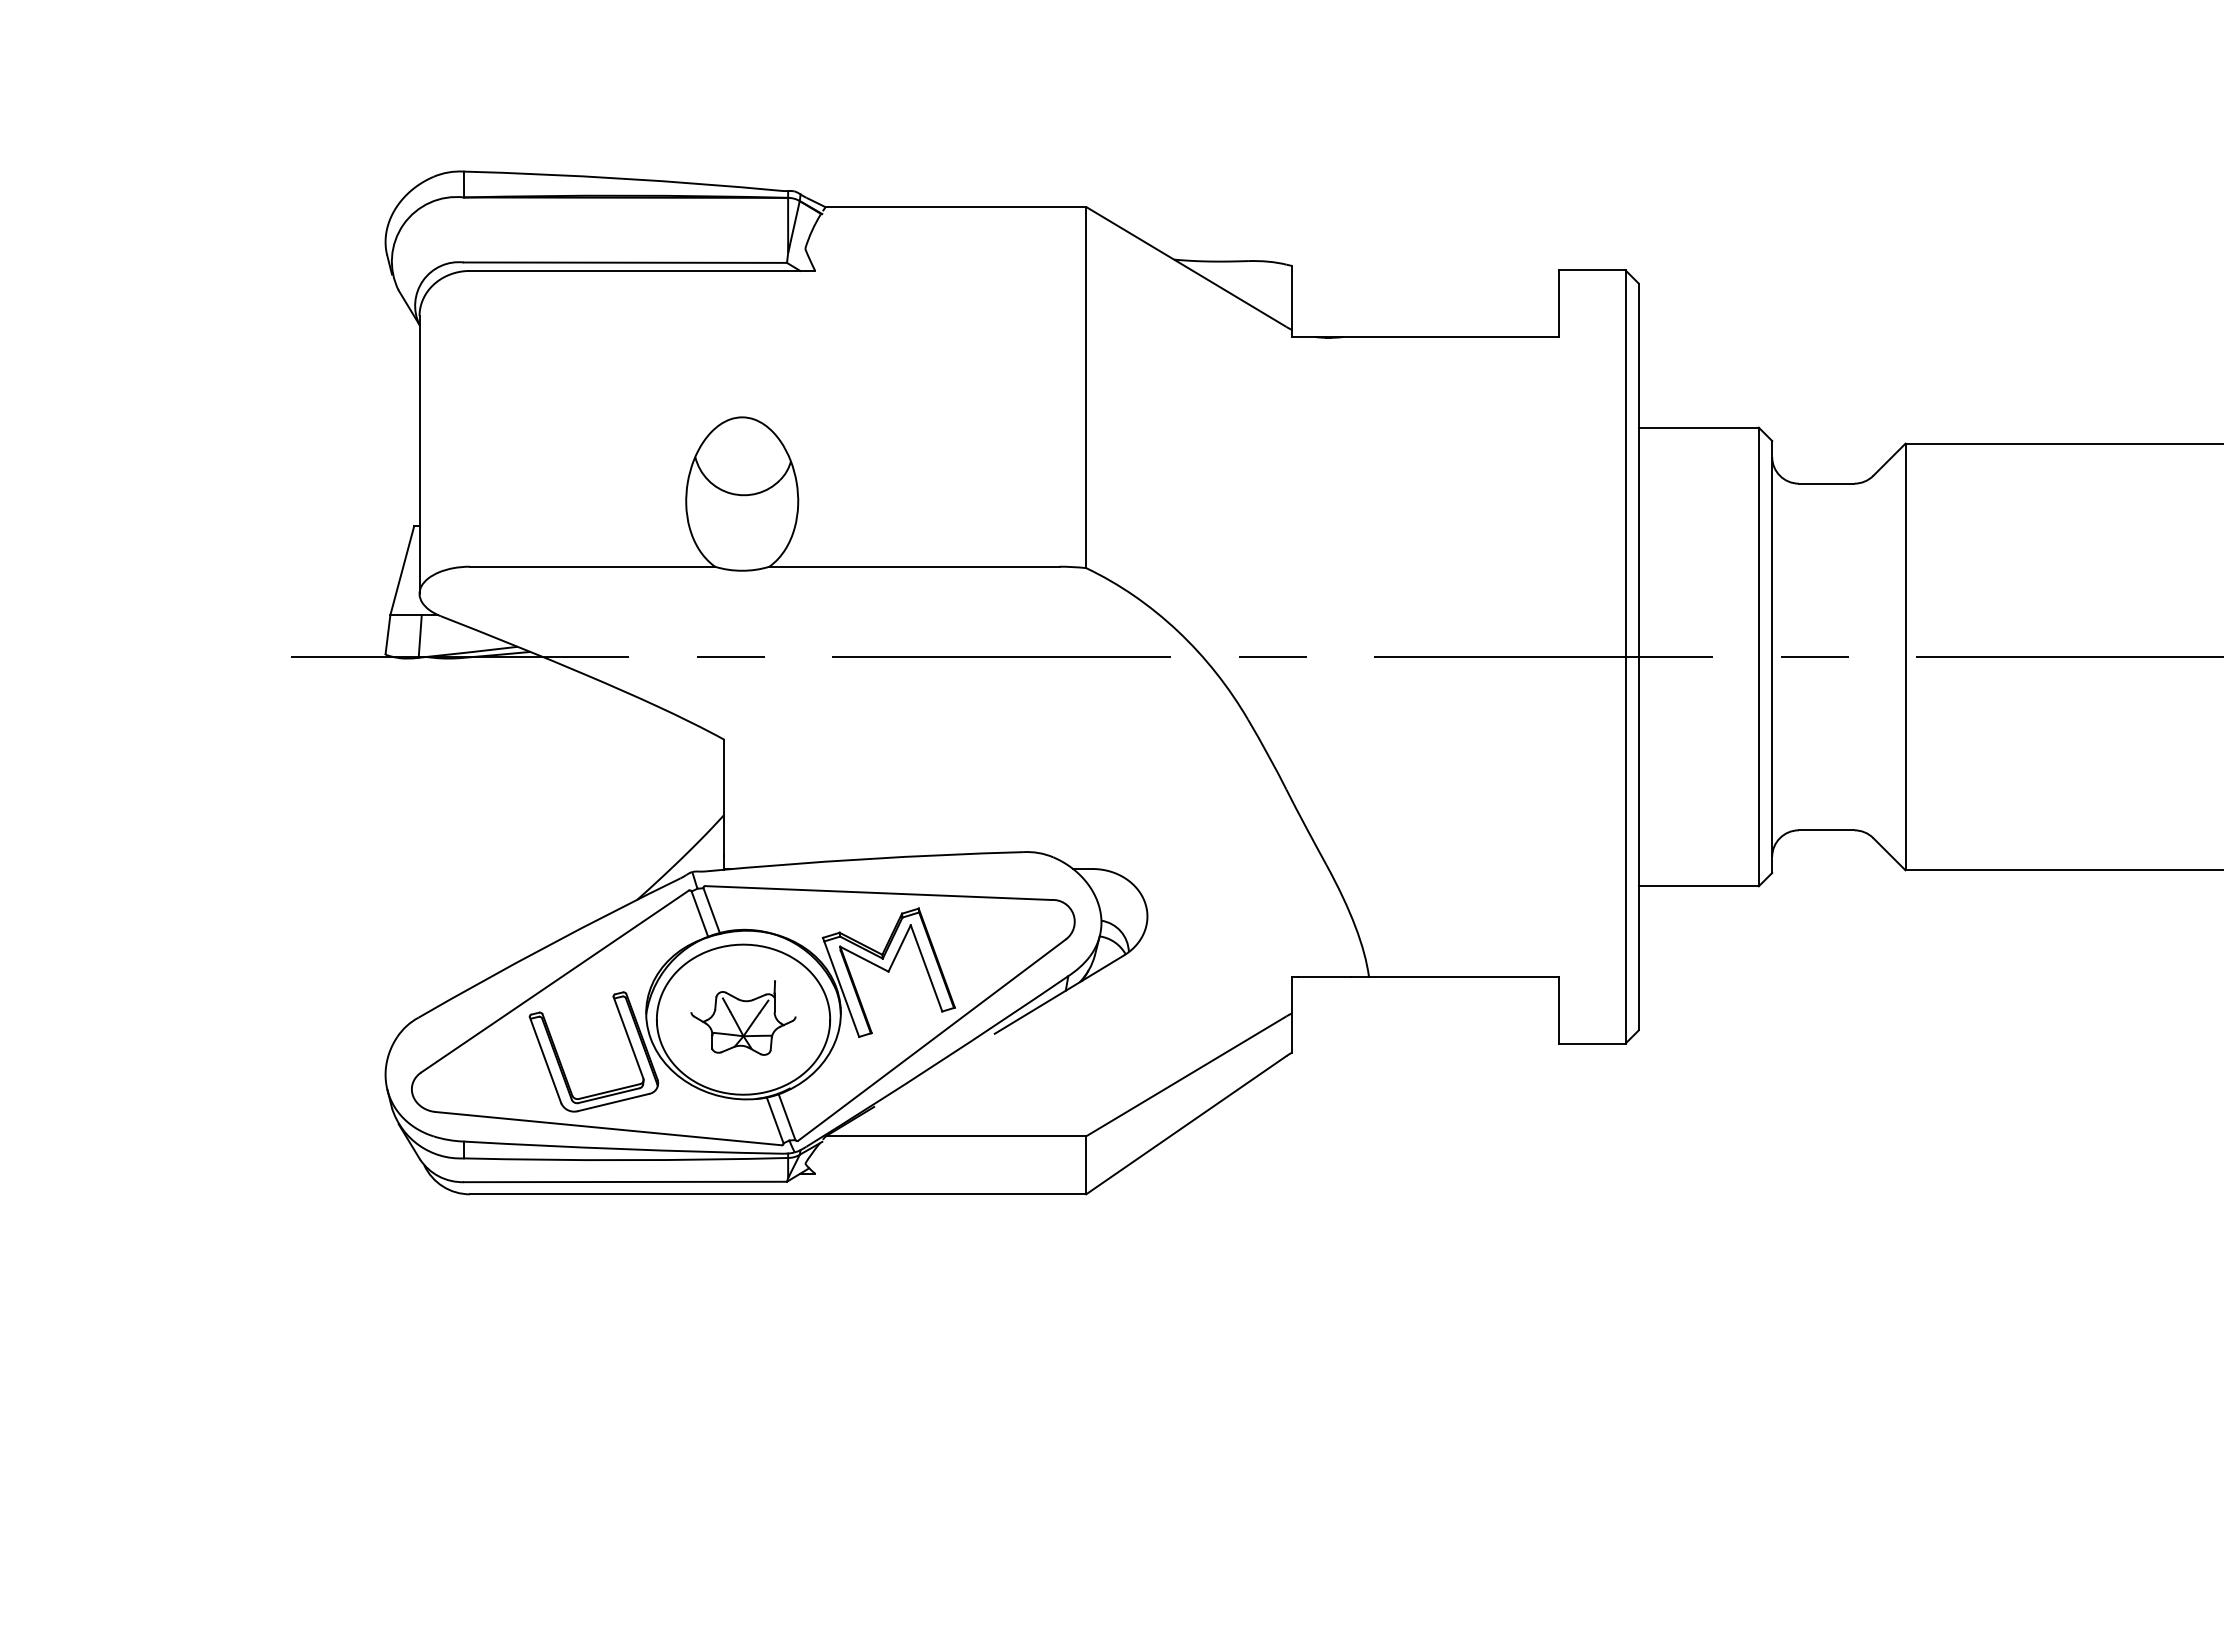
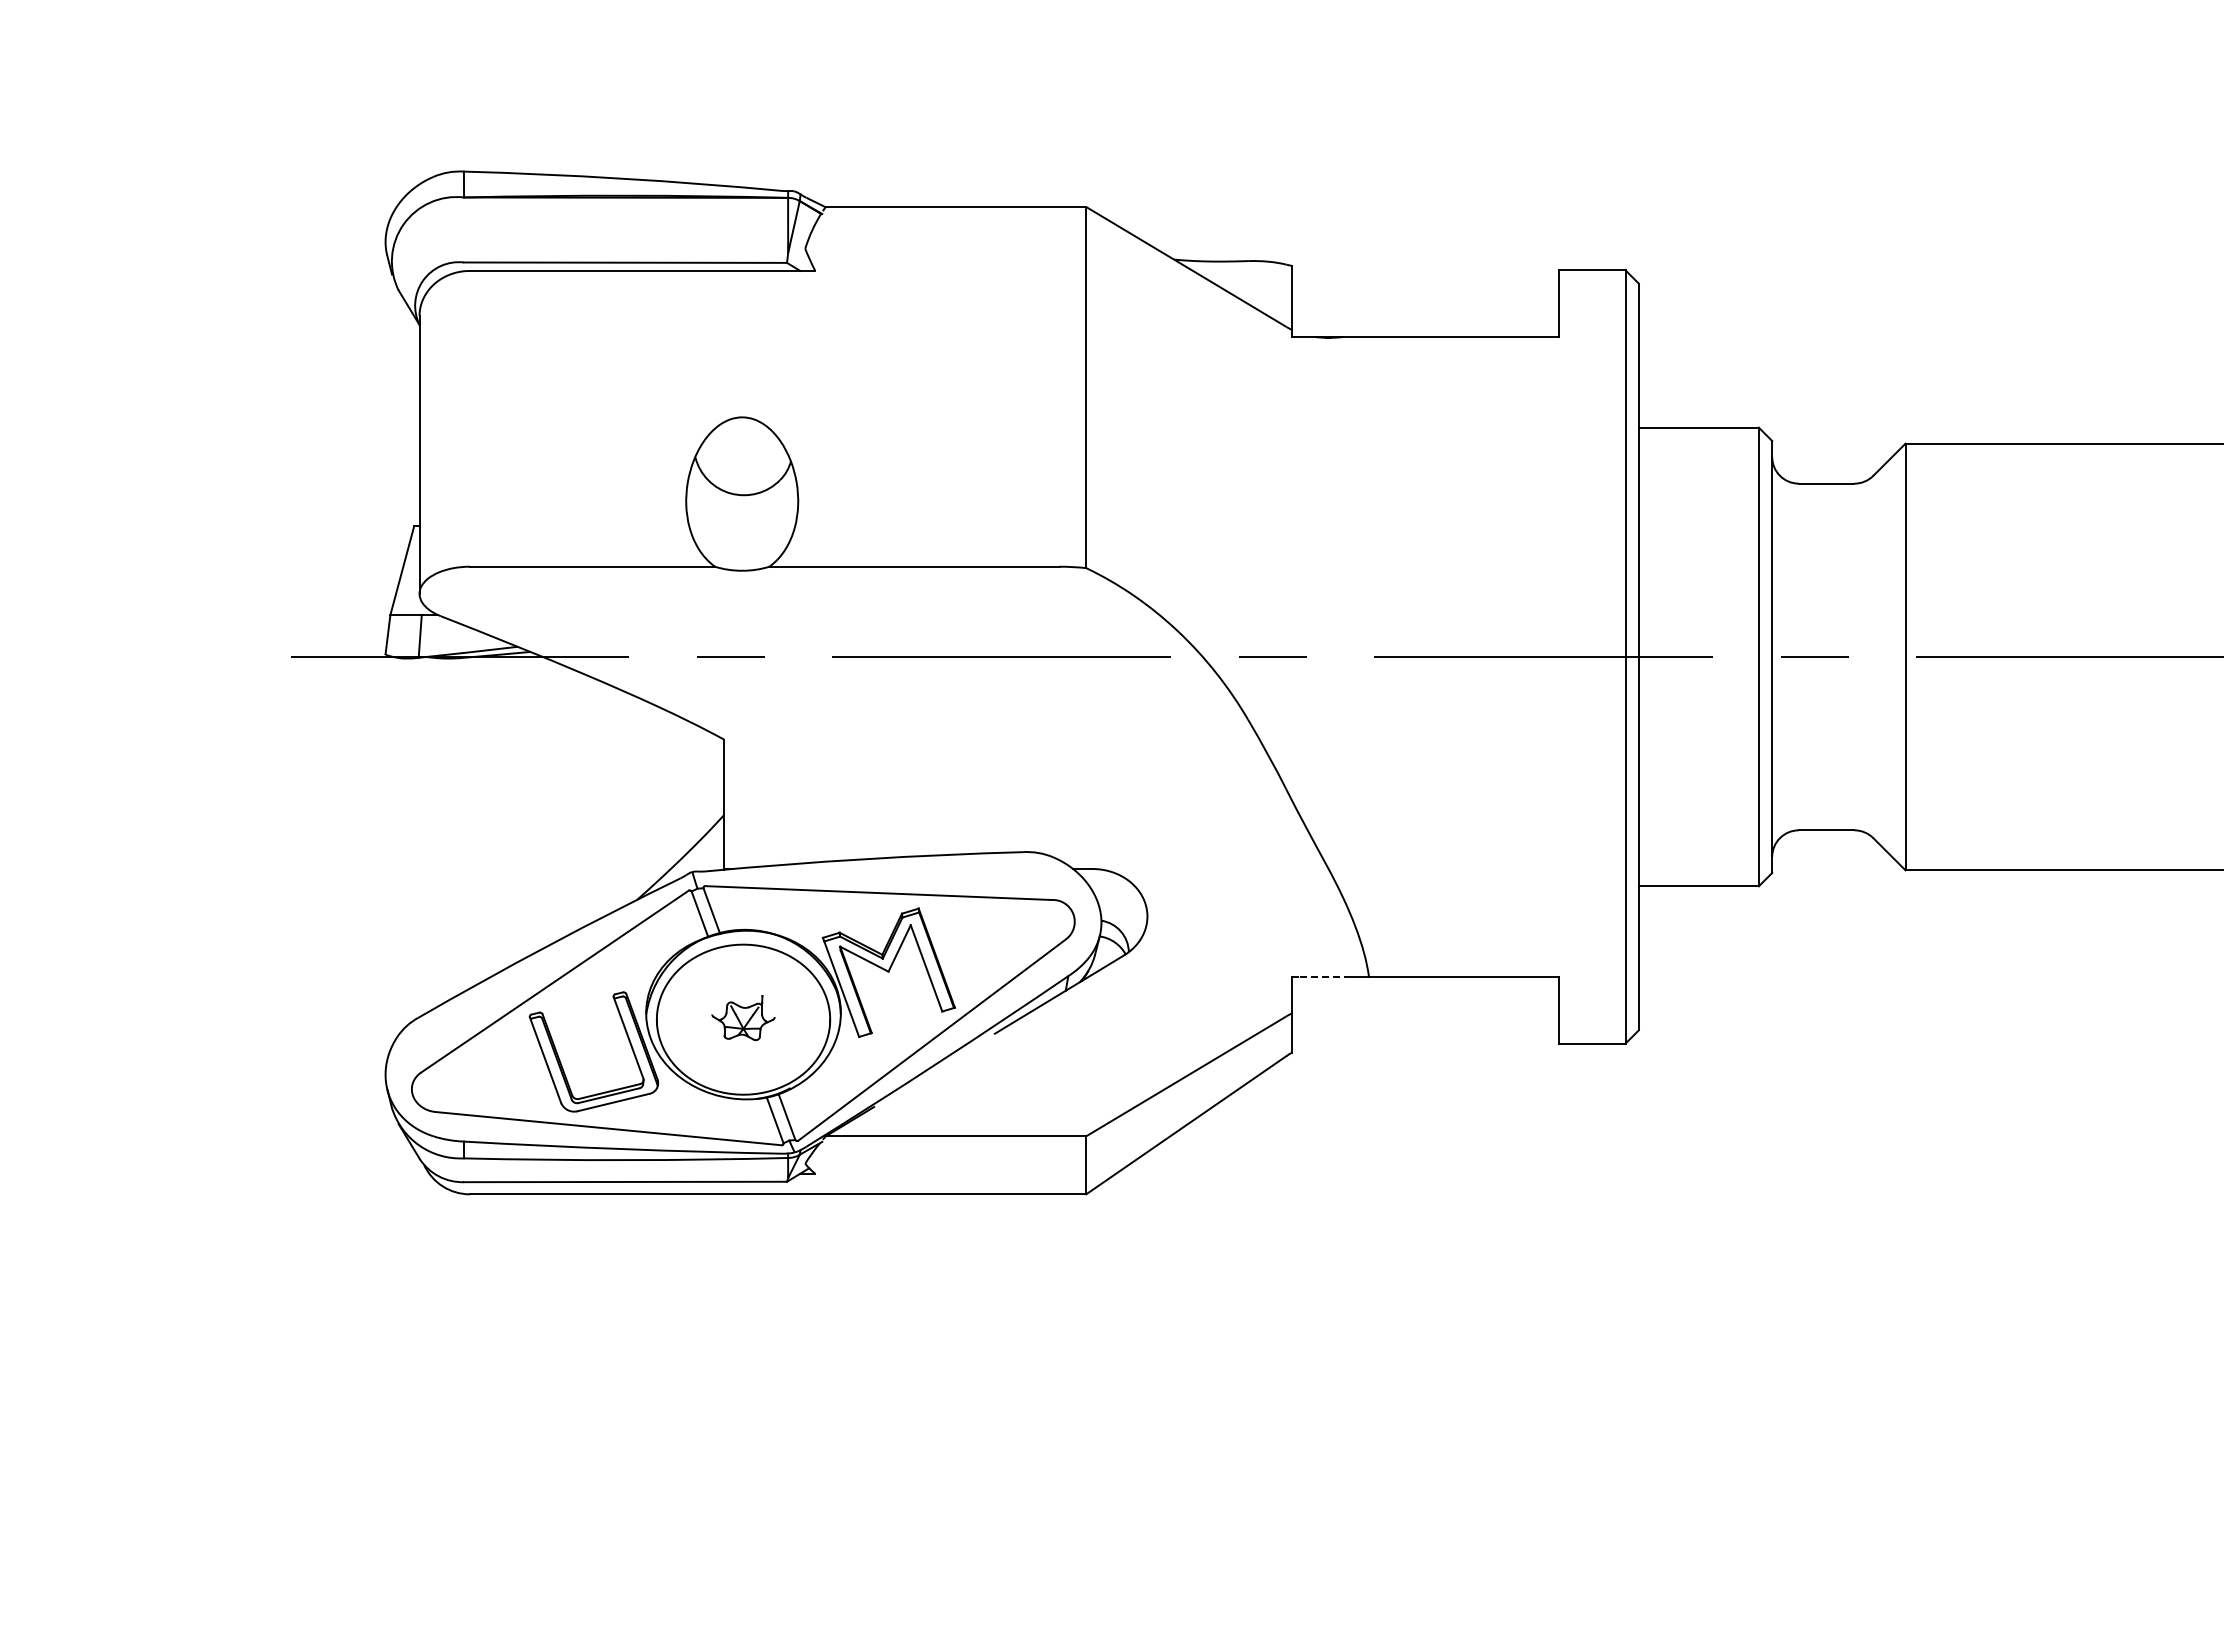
line: solid -> dashed (1324, 977)
part size: 107x76 px -> 65x46 px (743, 1017)
